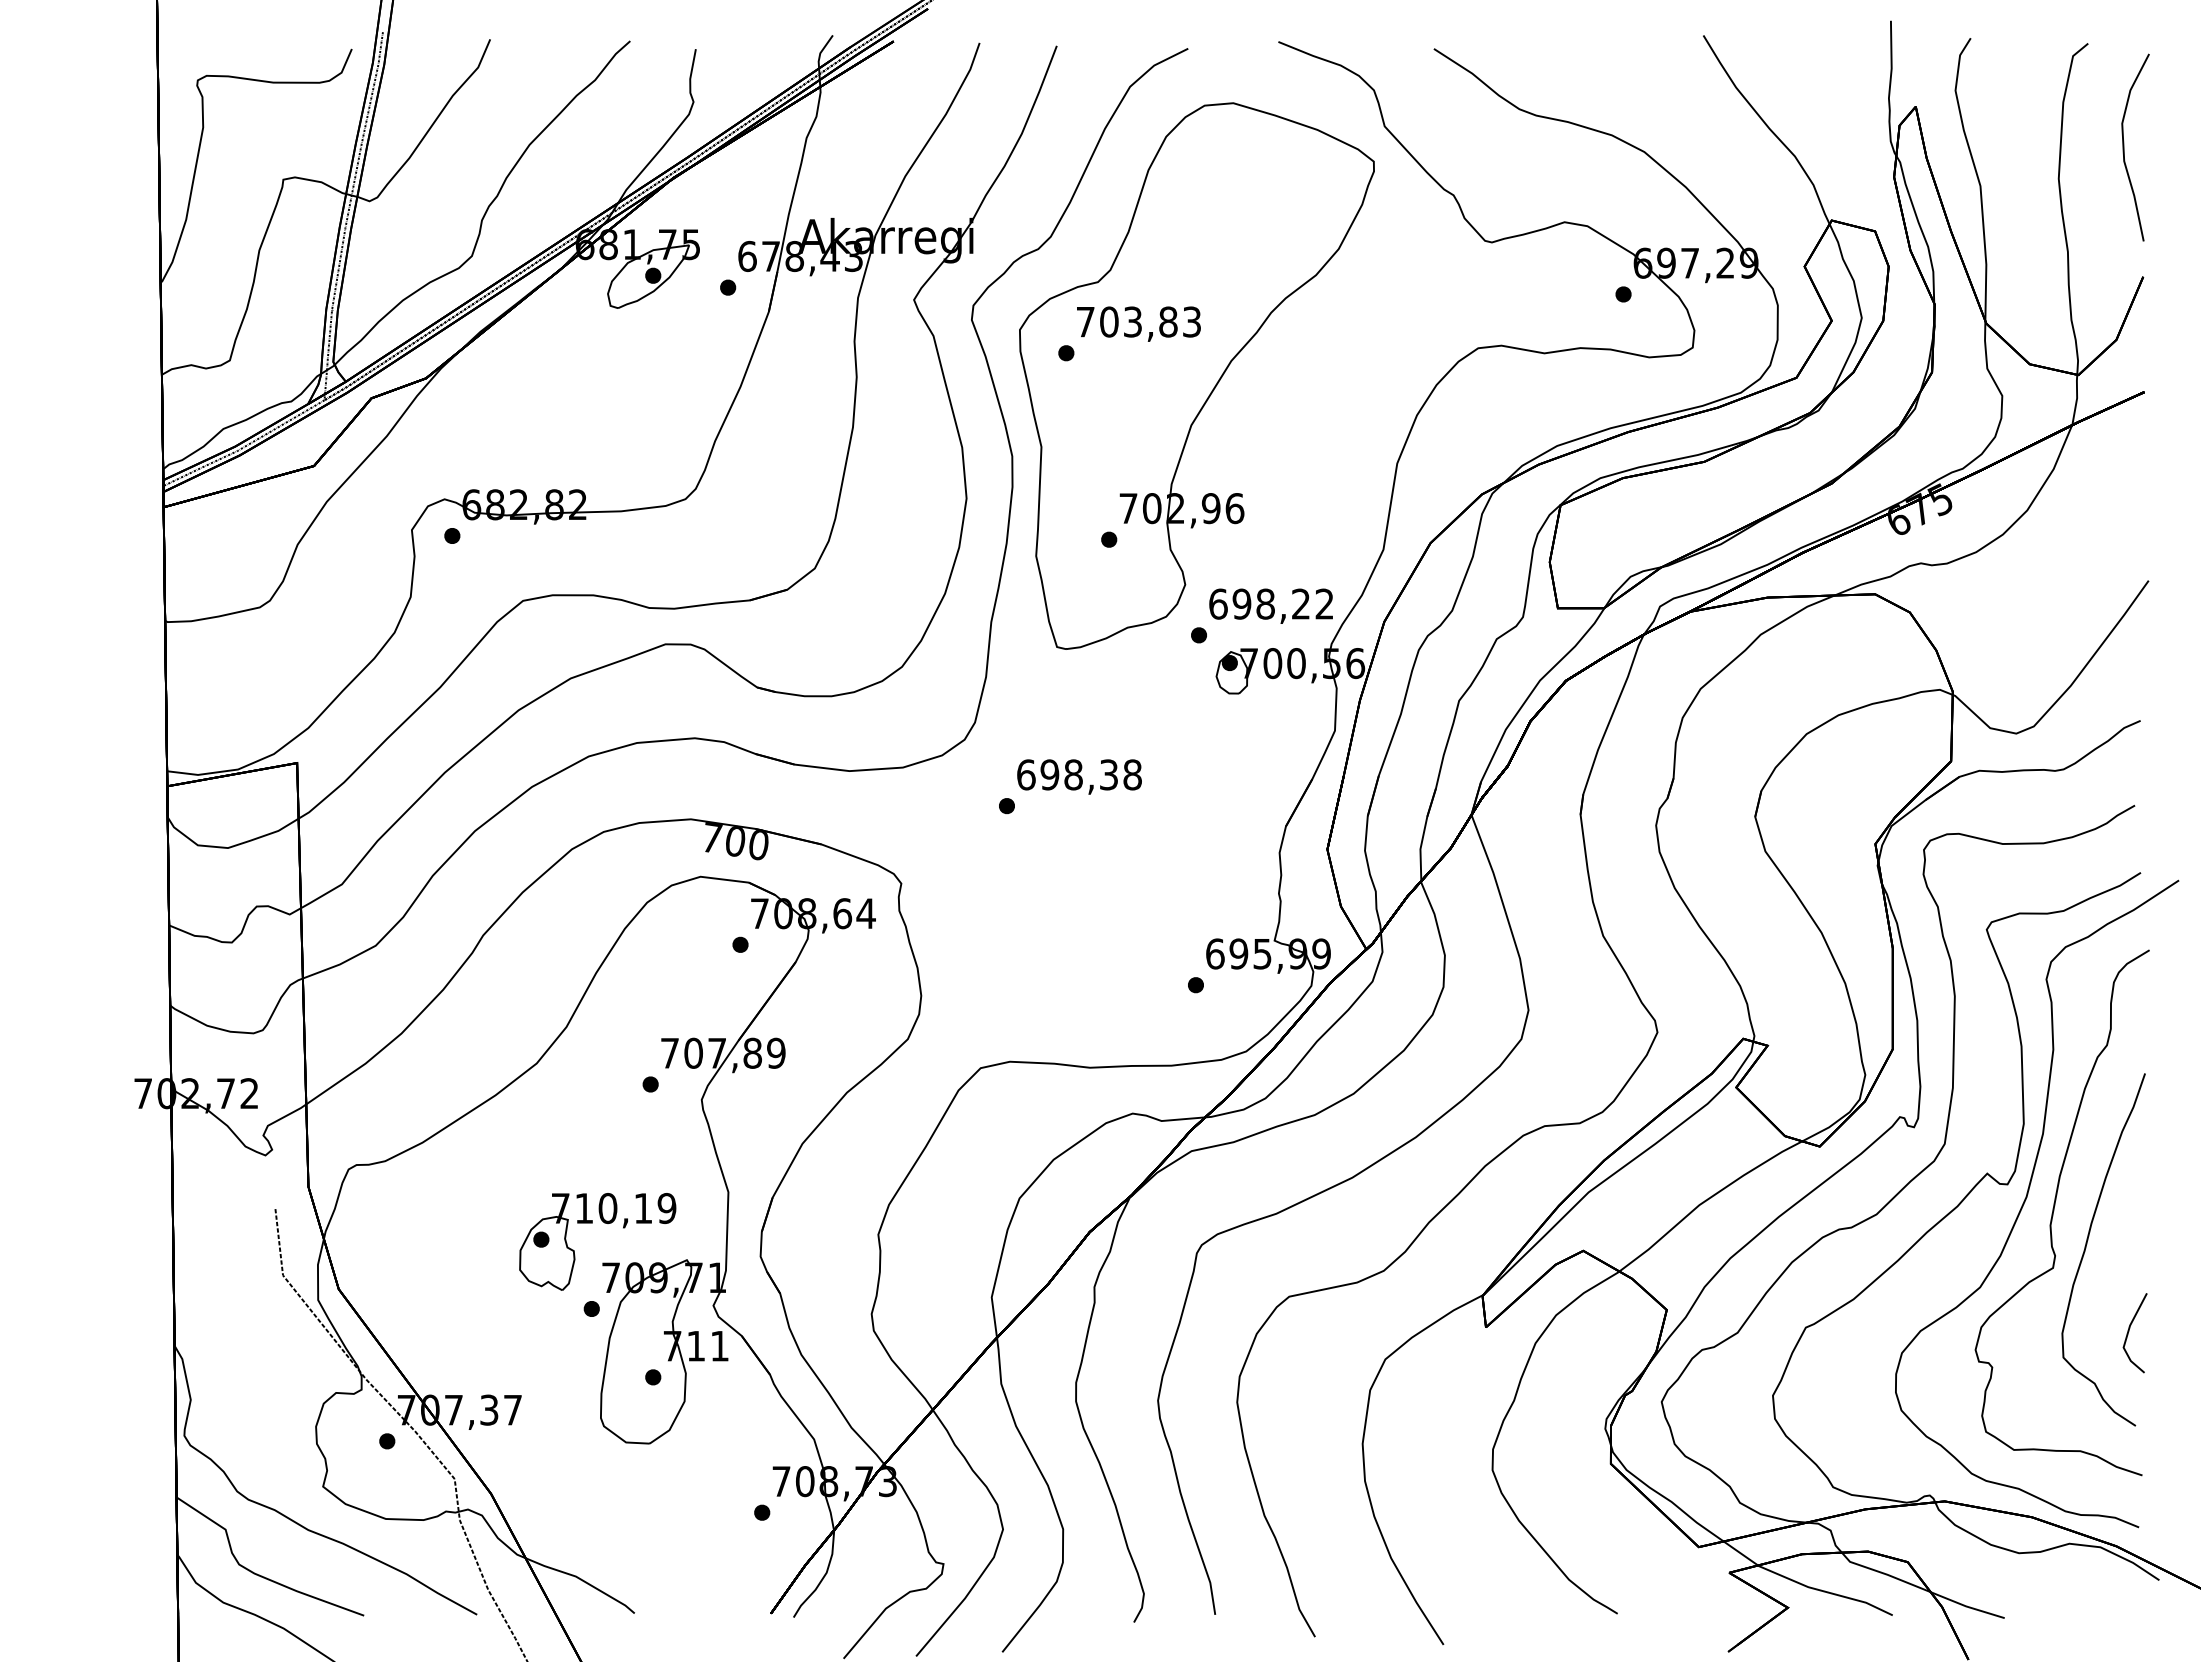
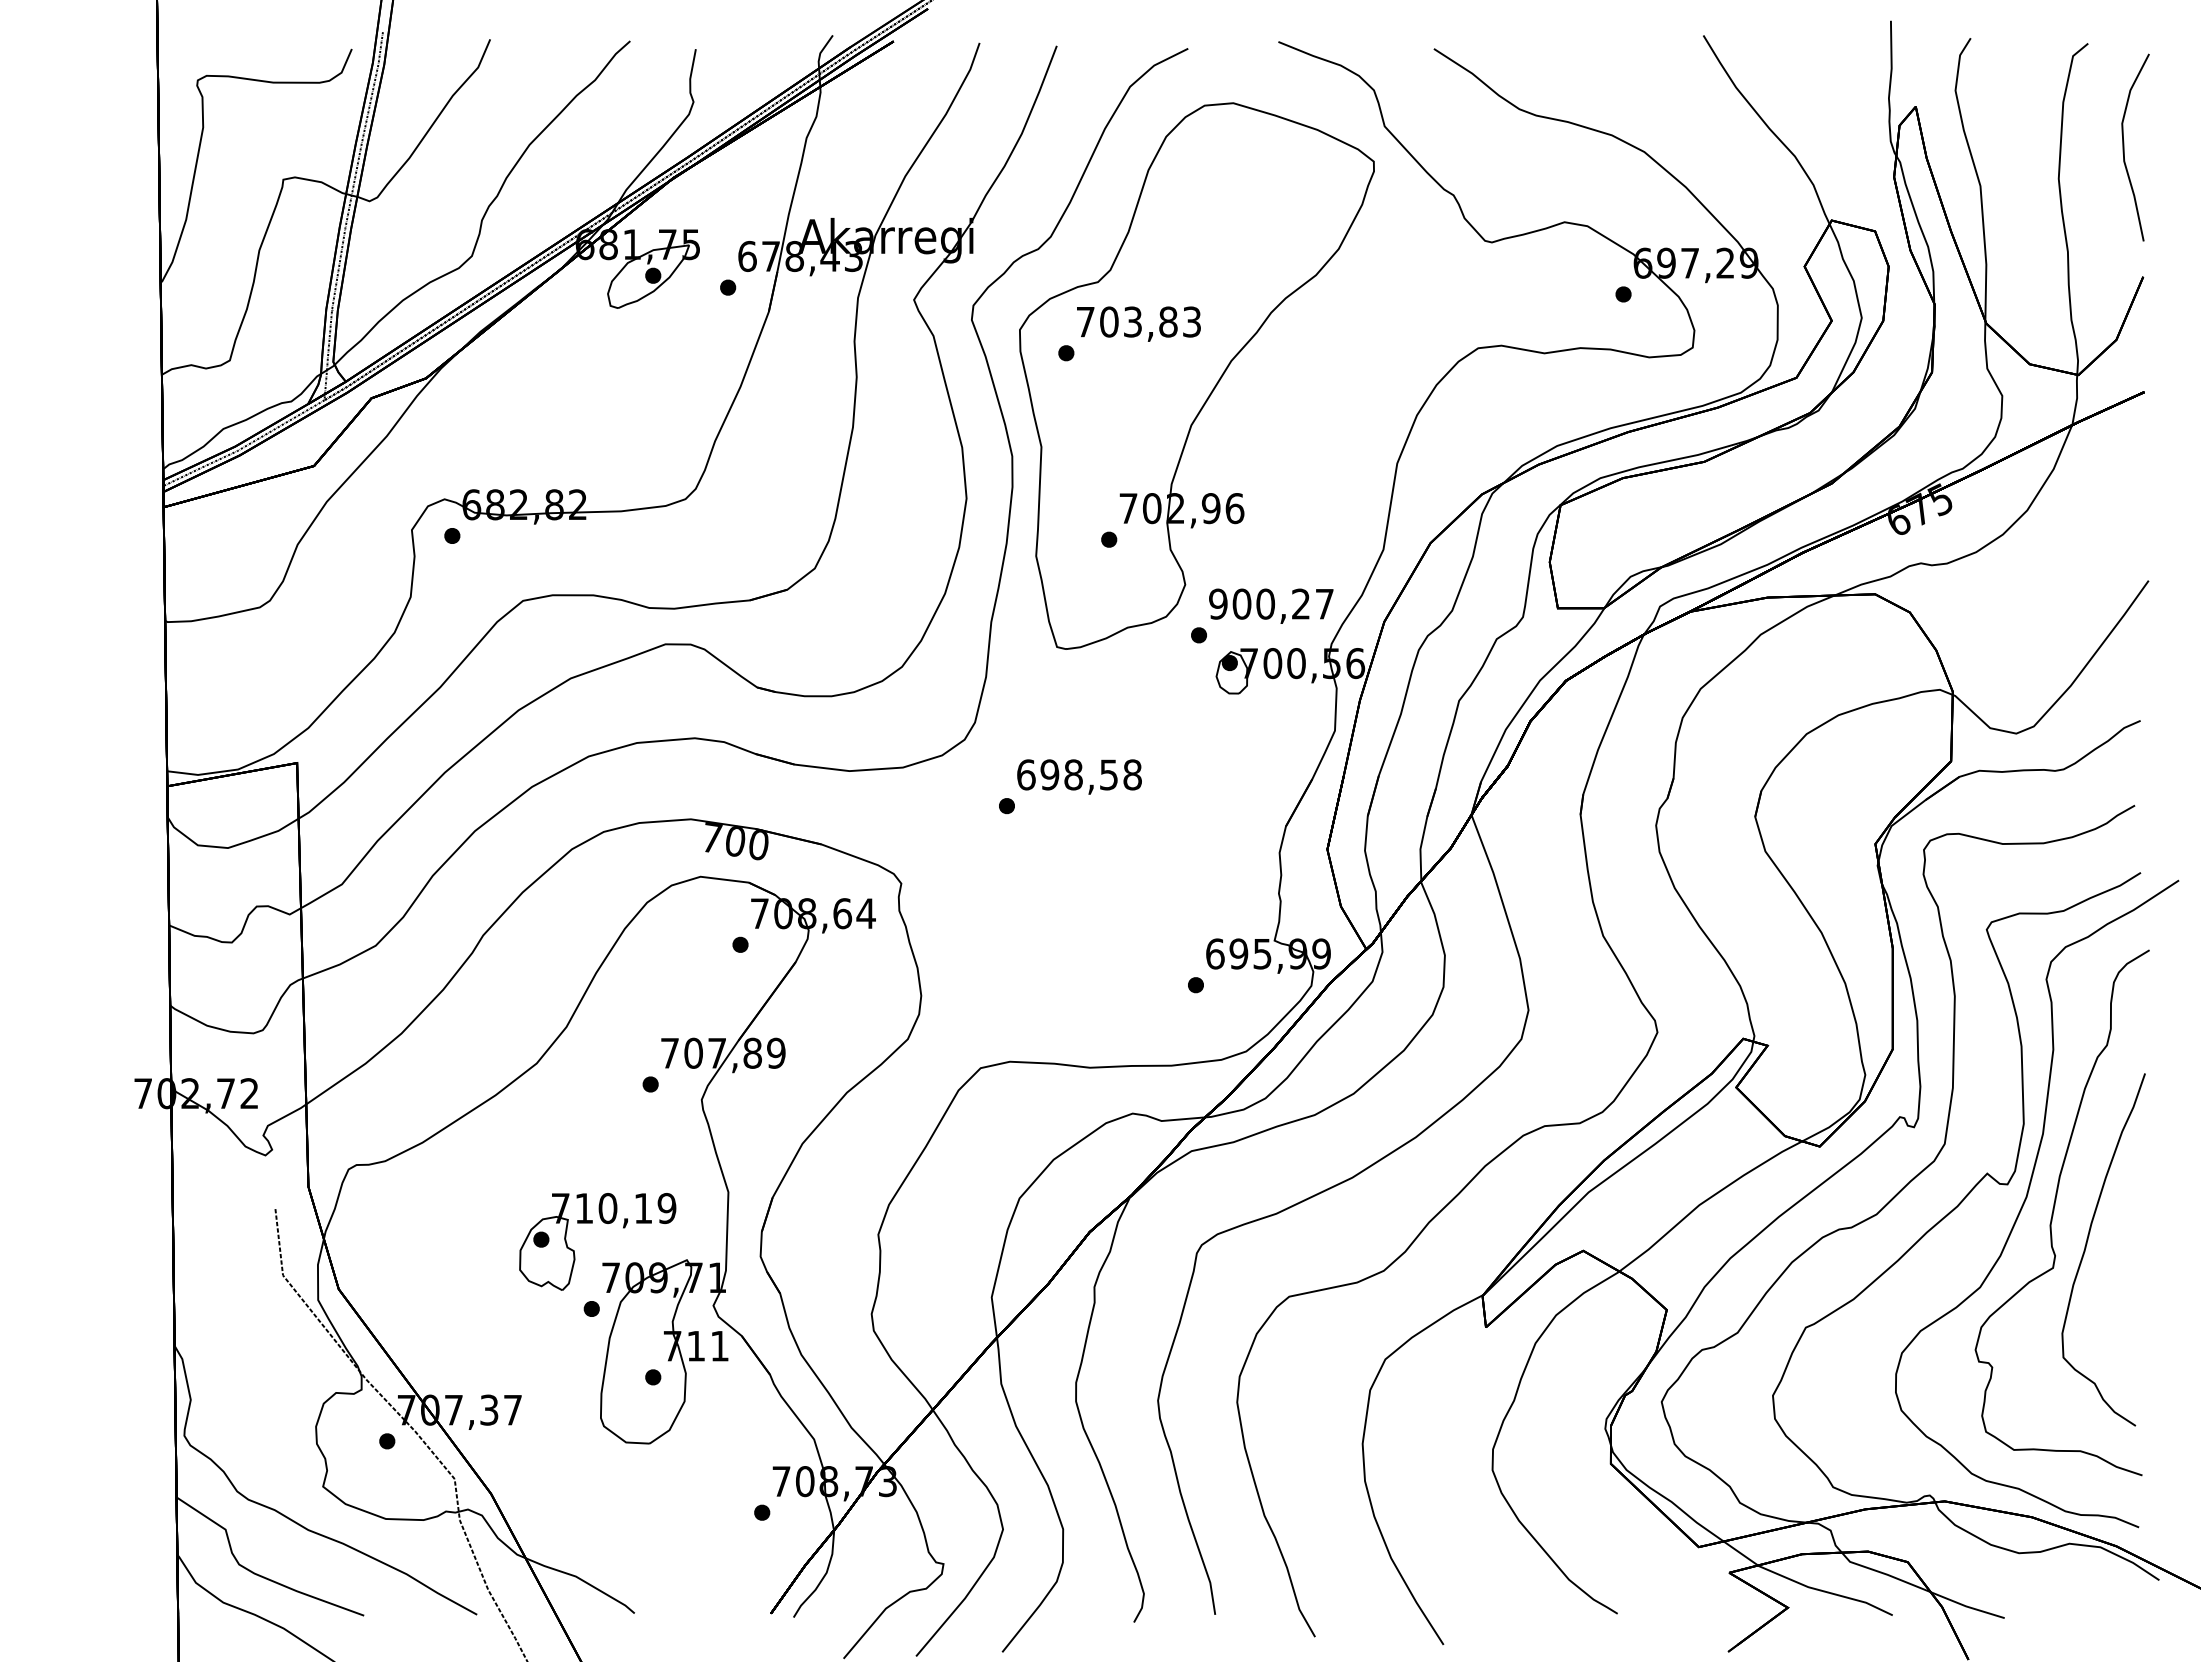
text: 698,22 -> 900,27 (1271, 603)
text: 698,38 -> 698,58 (1108, 774)
part: present -> none (2134, 1333)
